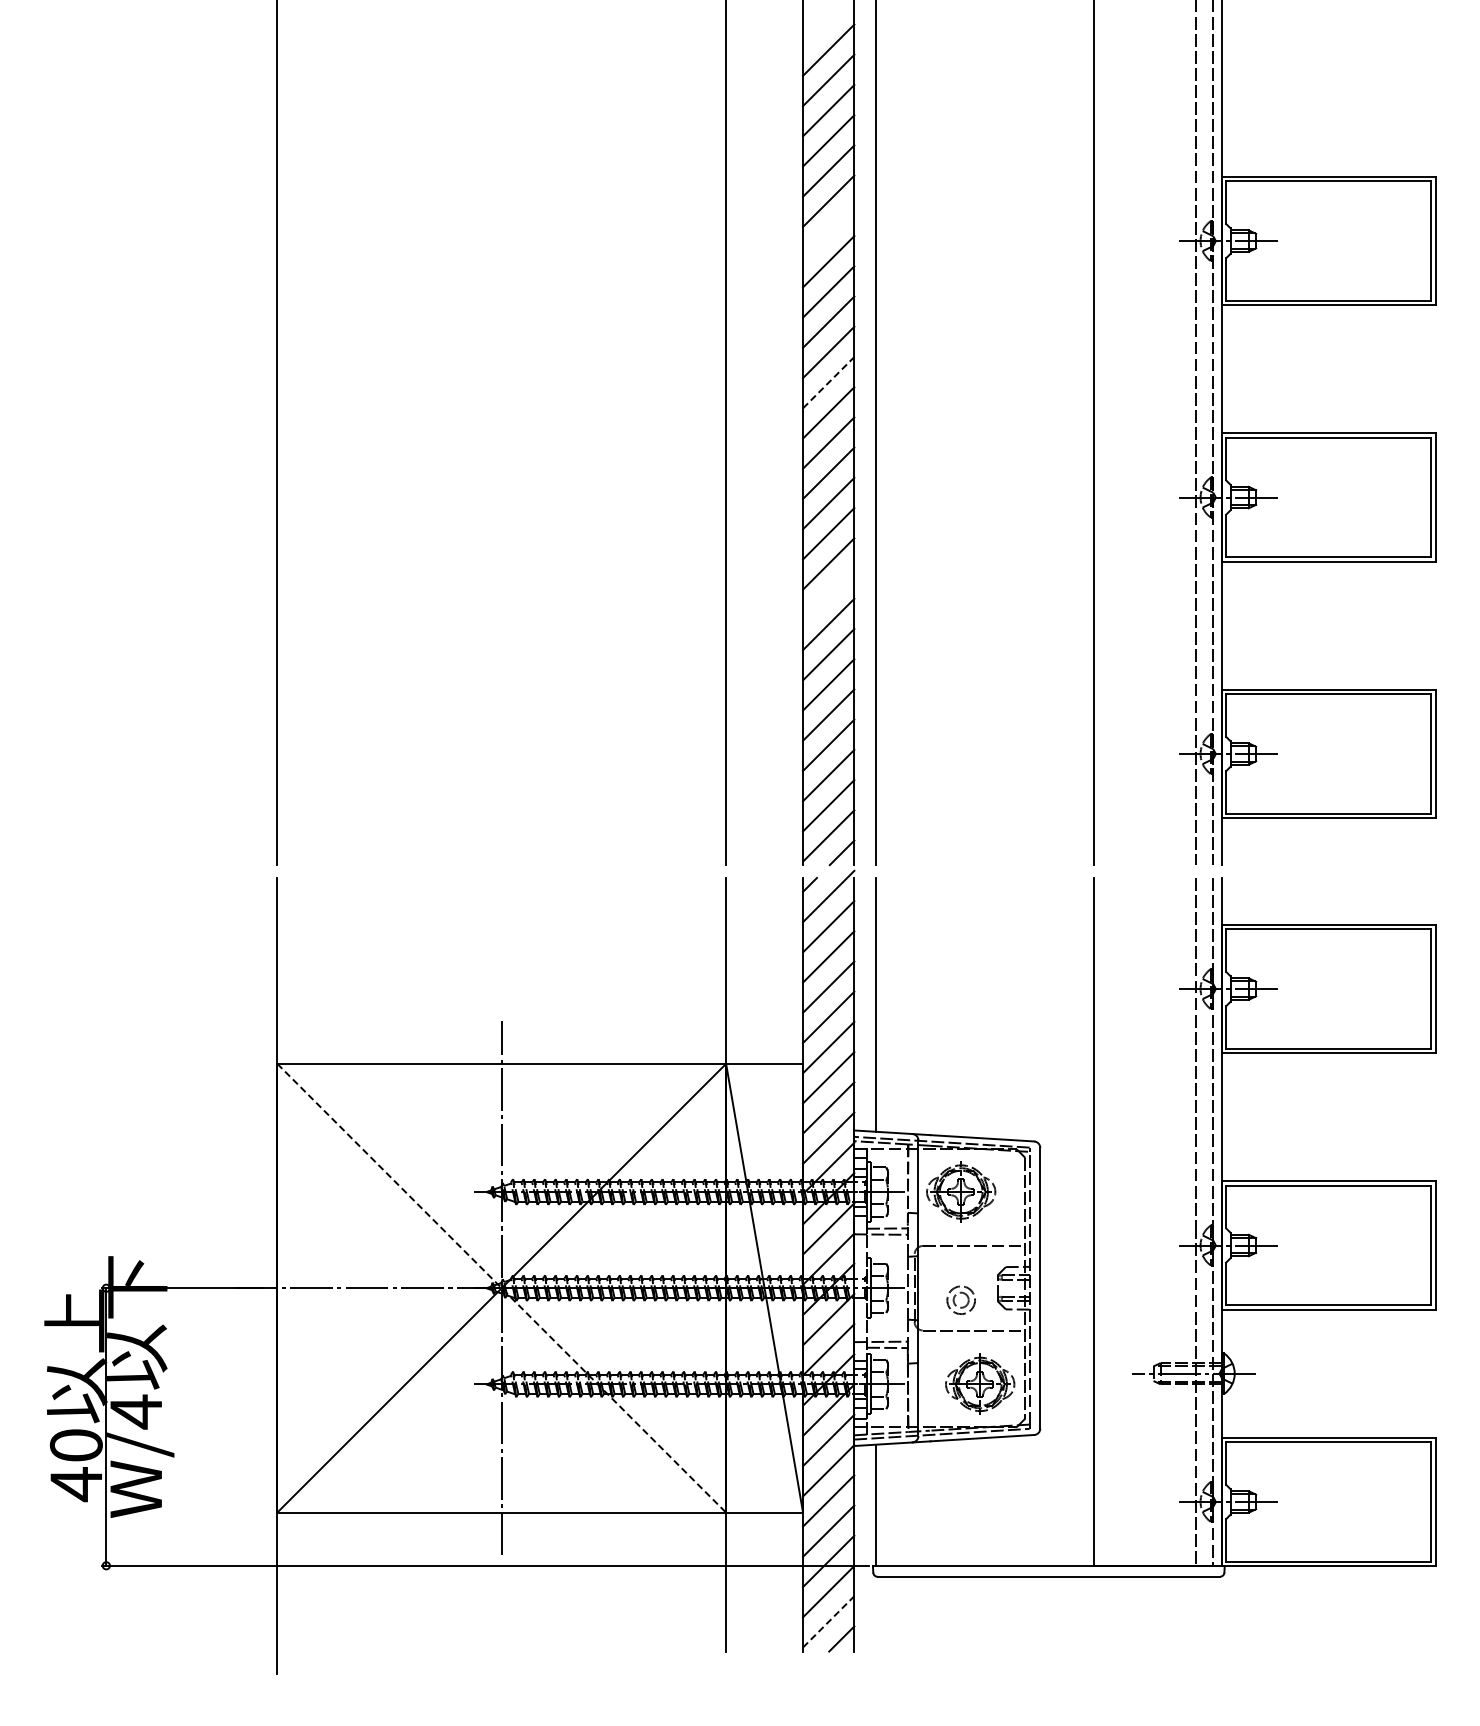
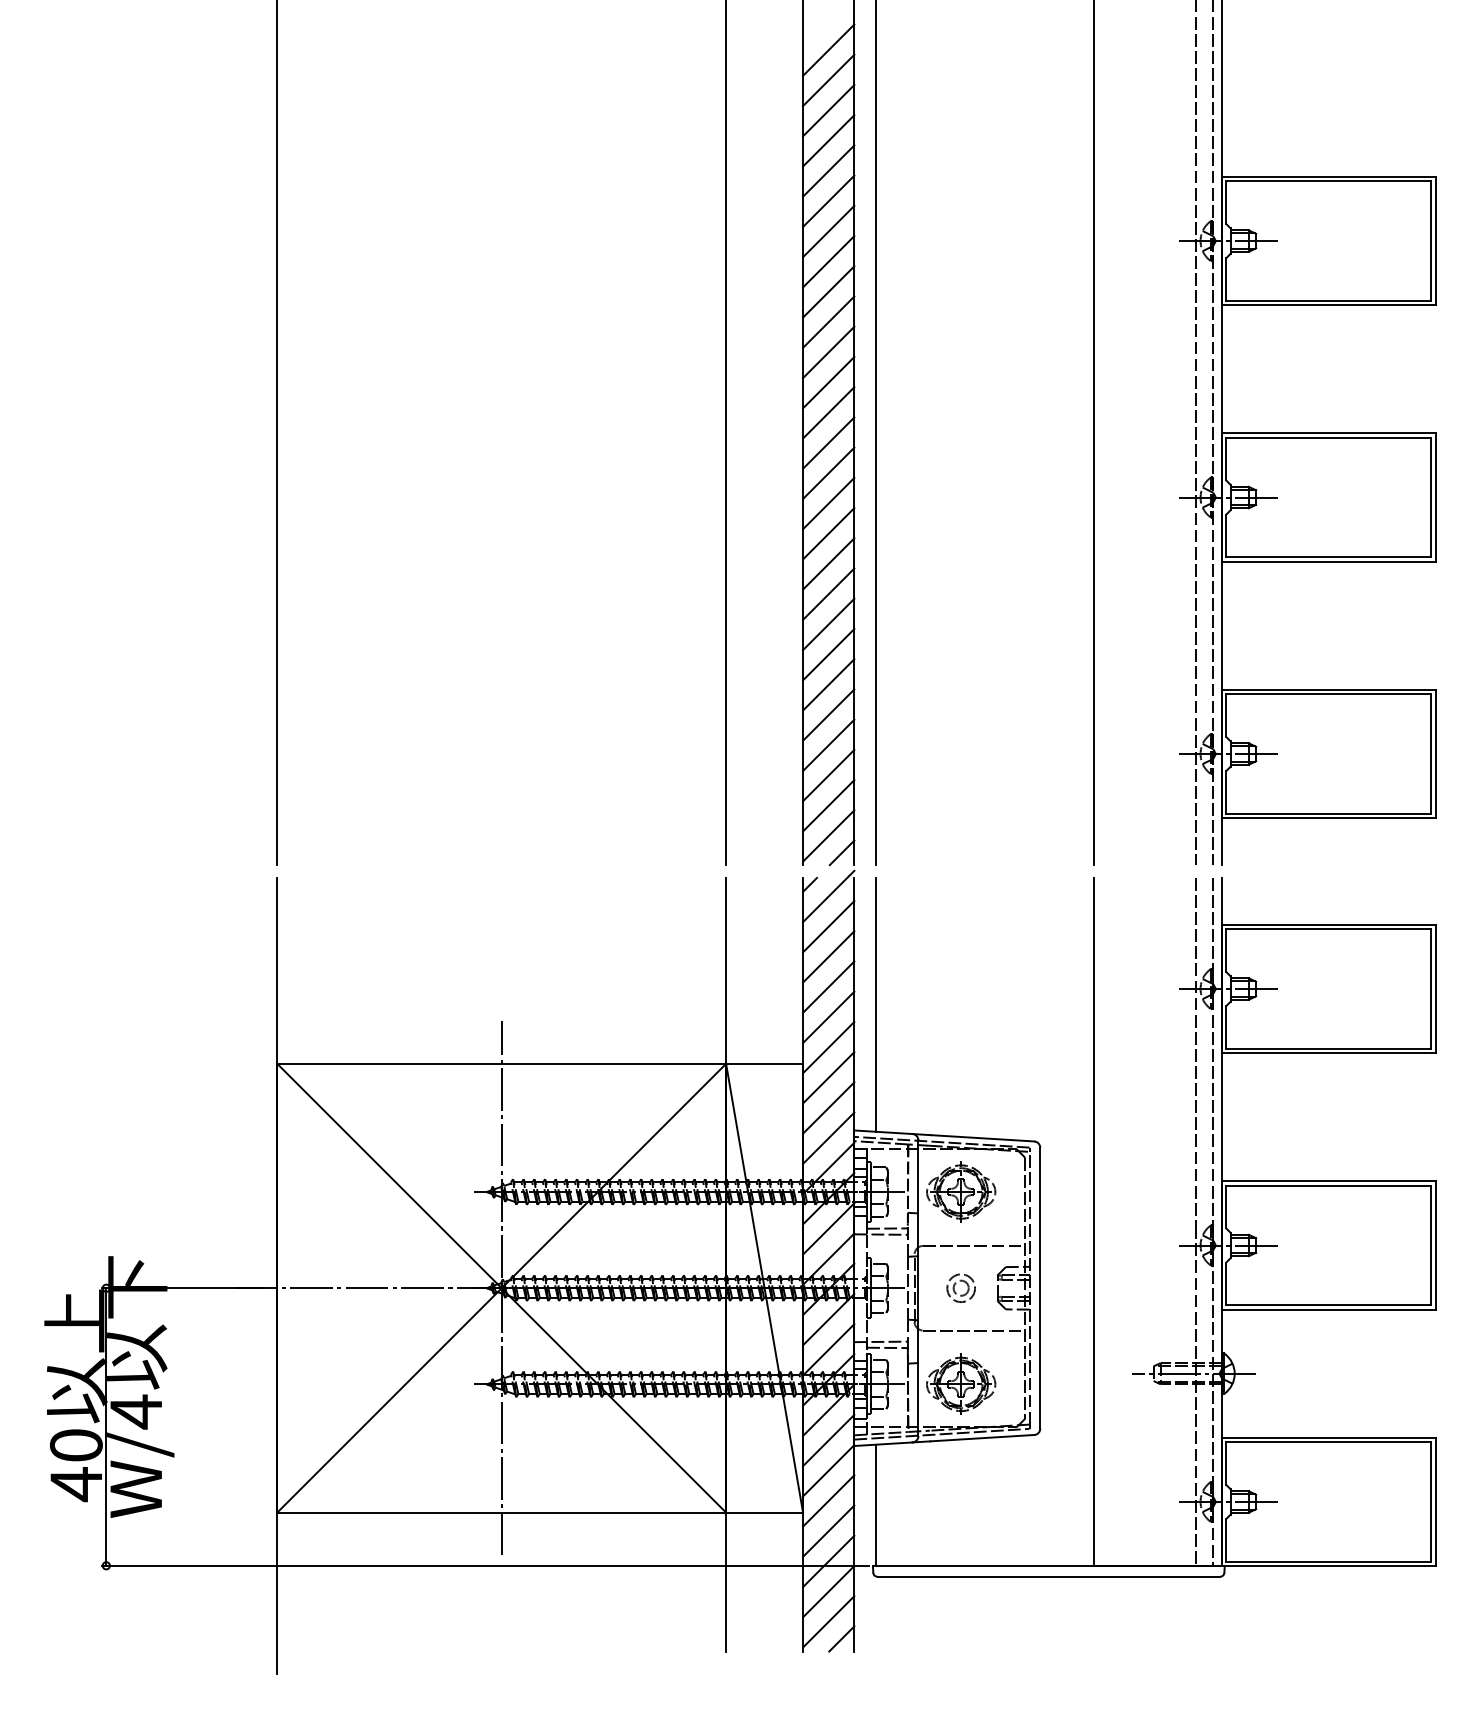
line: none -> present (828, 231)
line: dashed -> solid (829, 382)
line: none -> present (828, 593)
line: dashed -> solid (502, 1288)
part position: (960, 1299) -> (960, 1287) (960, 1287)
part position: (980, 1383) -> (961, 1383) (961, 1383)
line: dashed -> solid (829, 1621)
